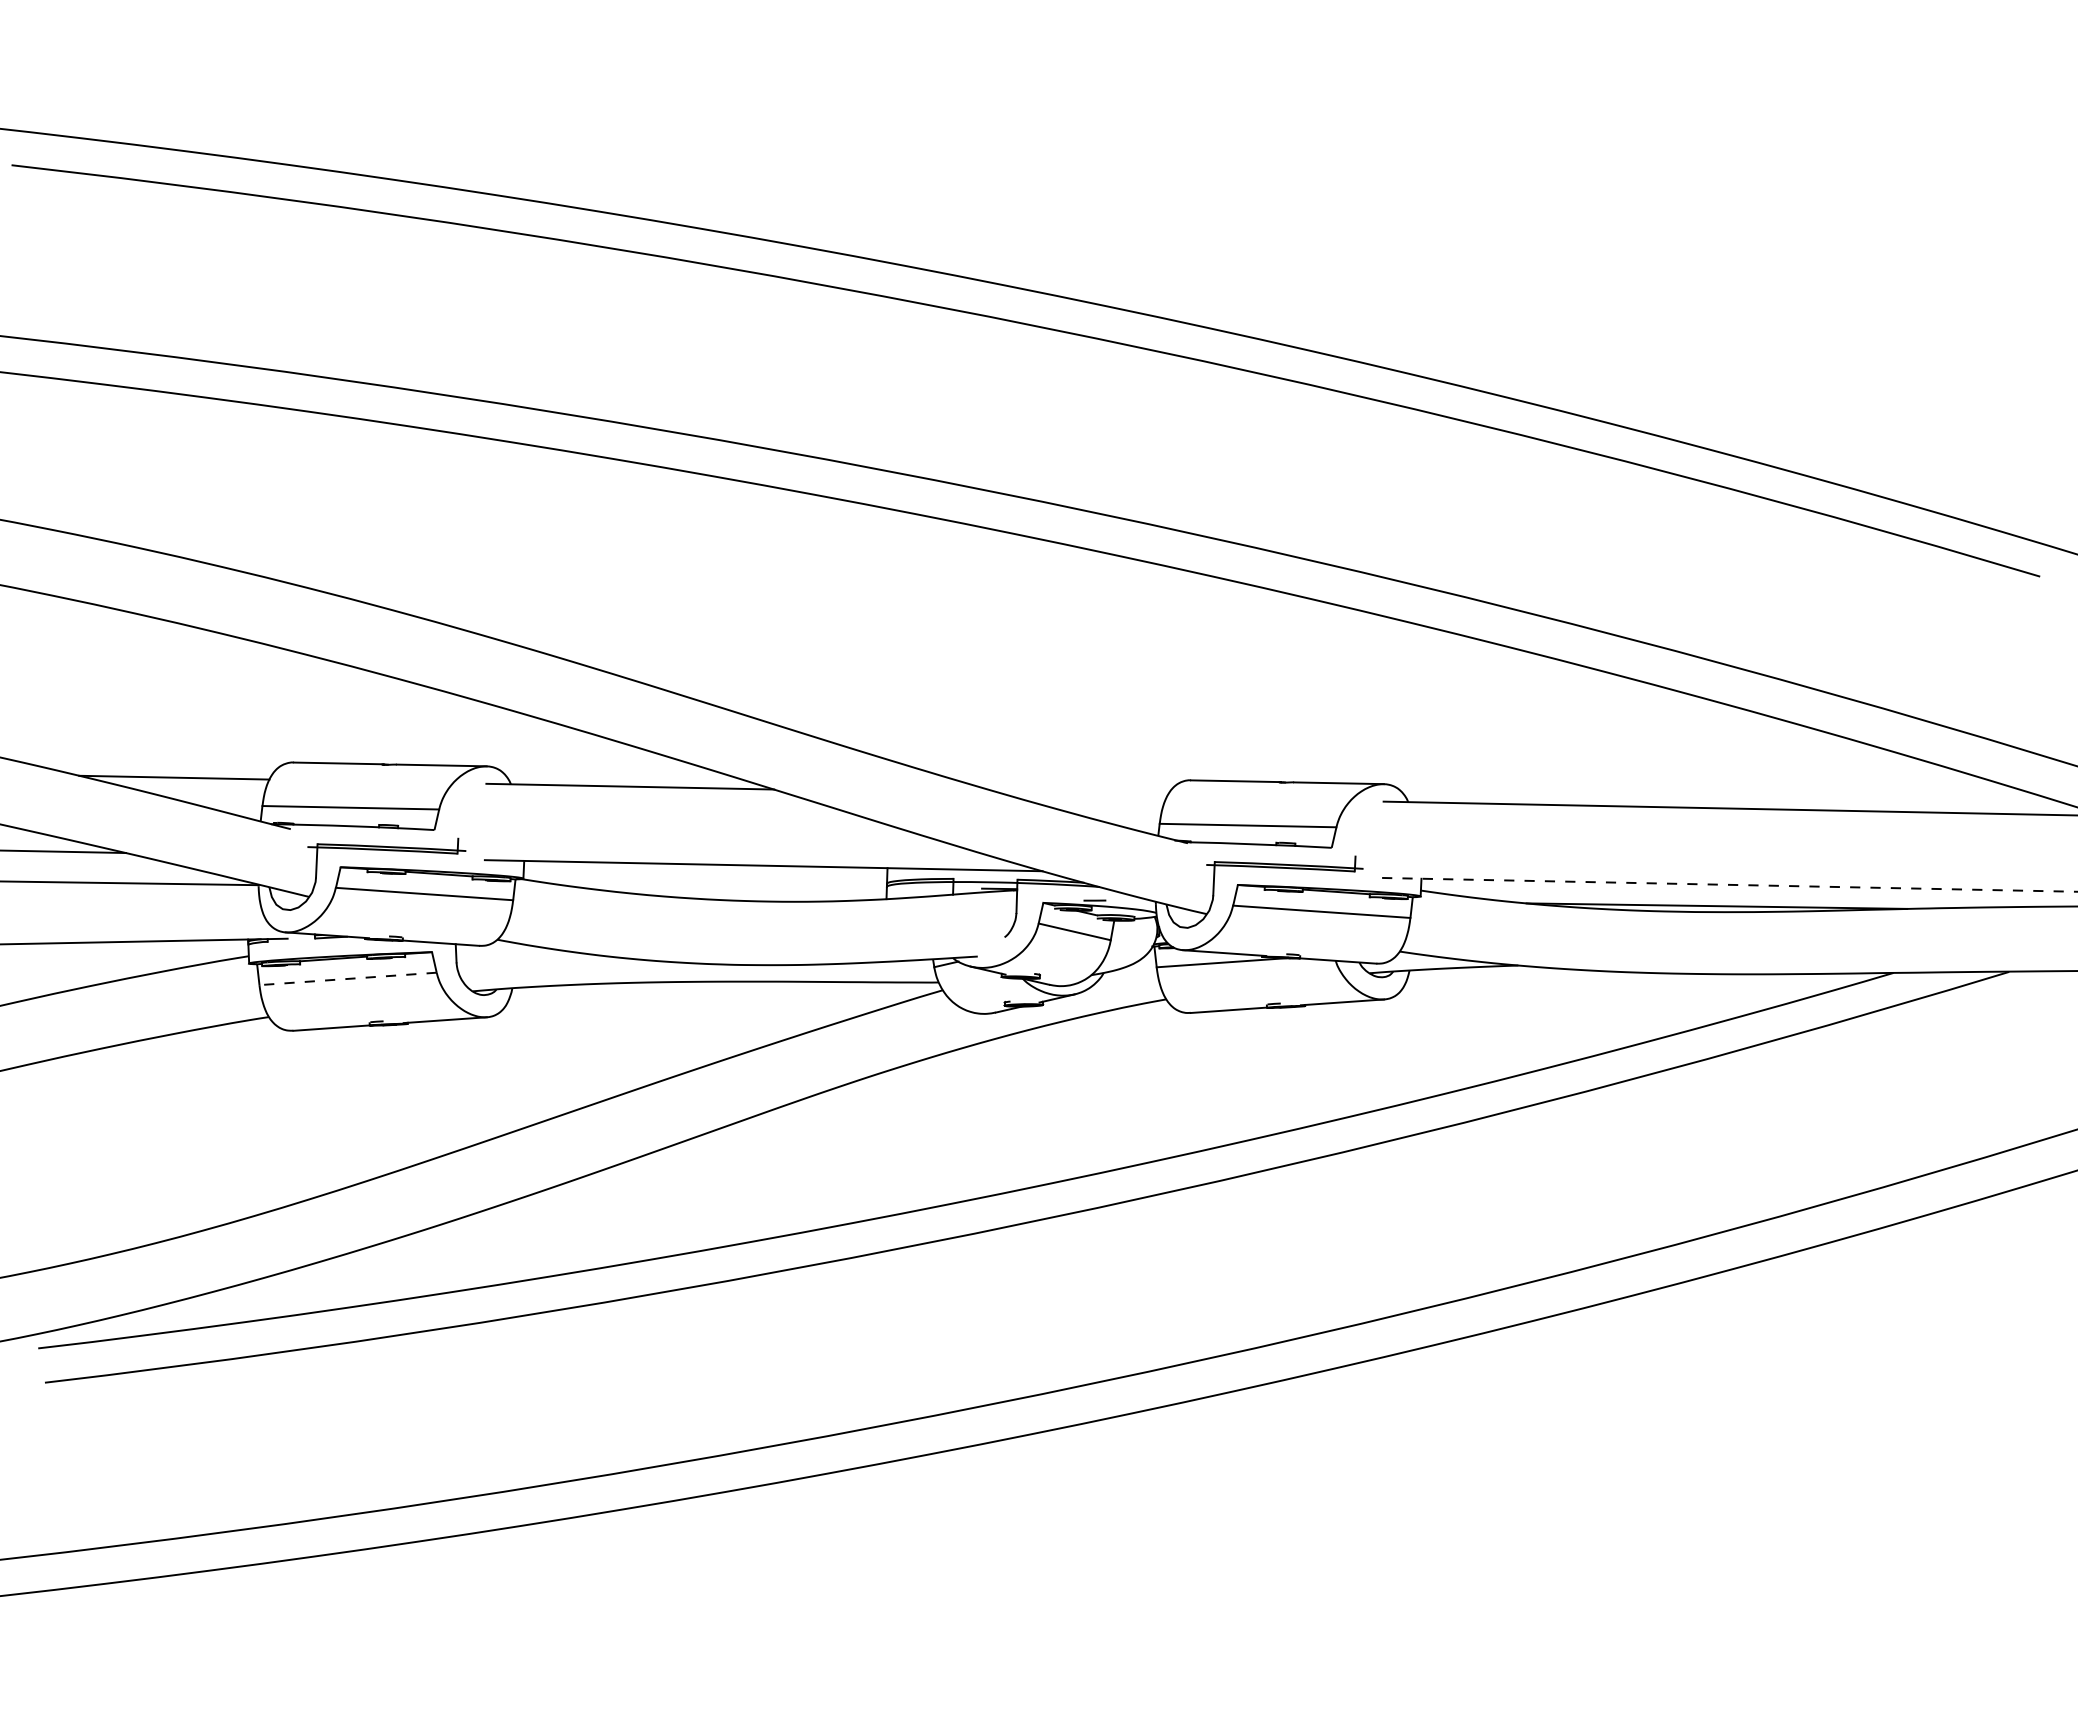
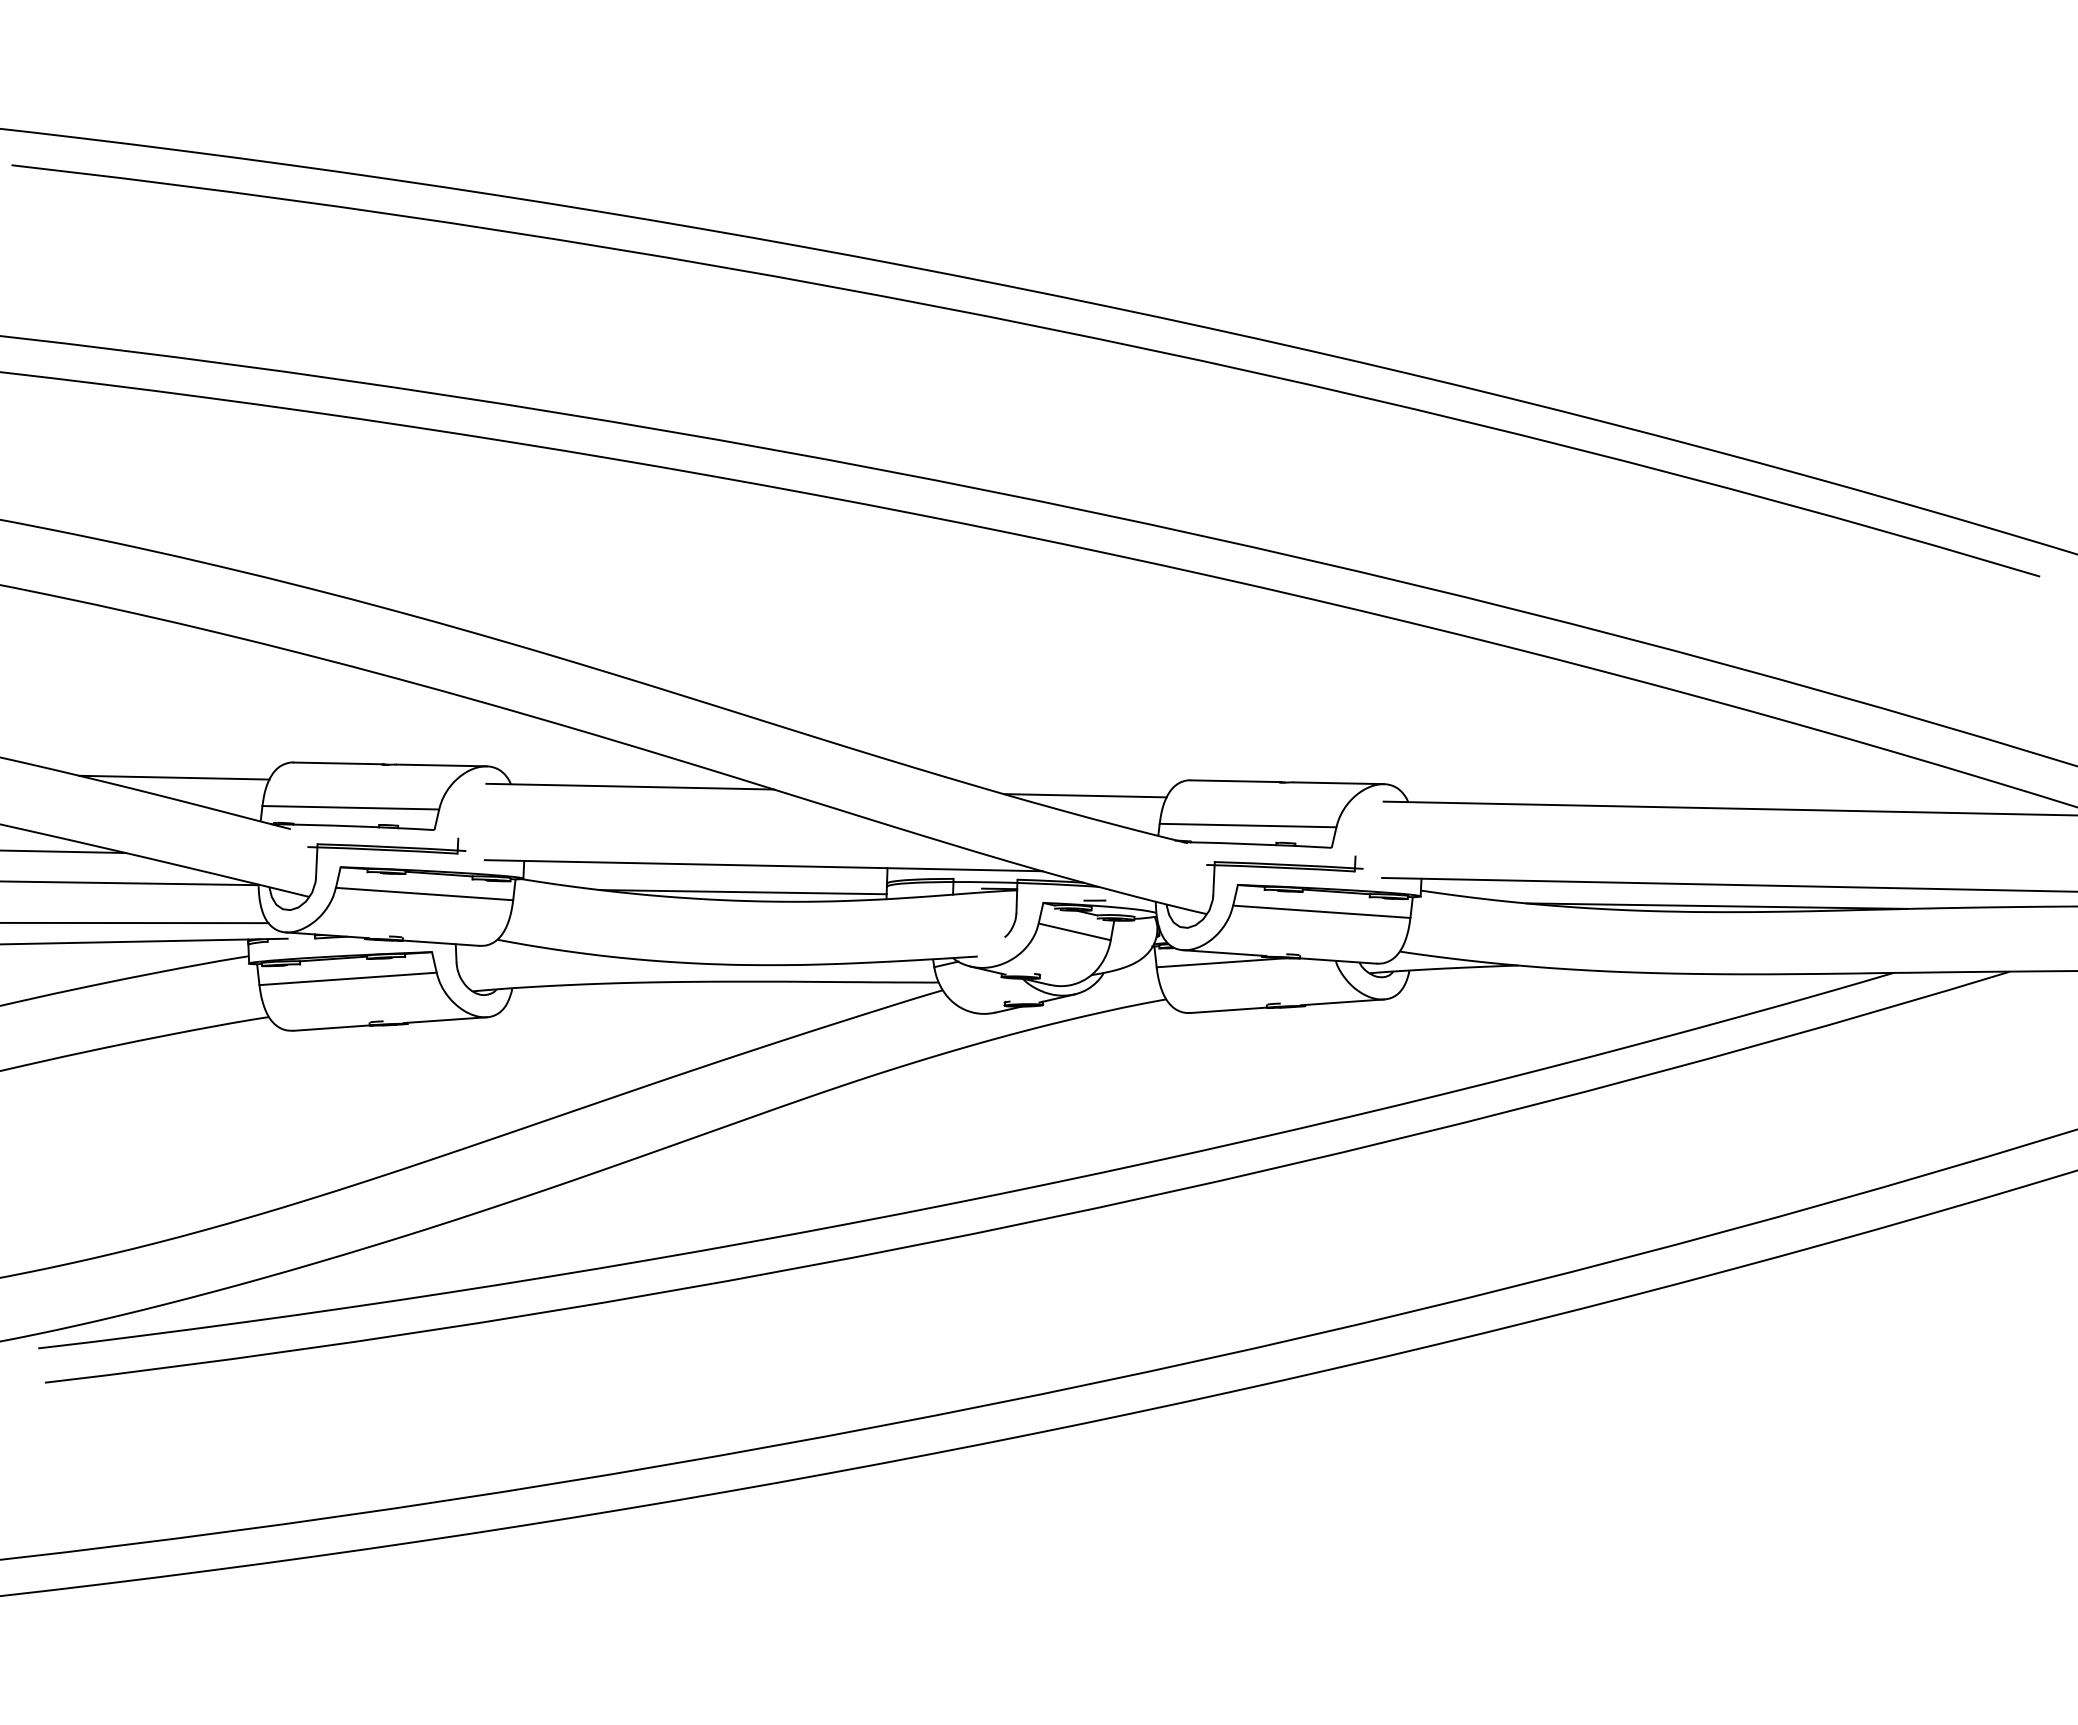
line: none -> present (1085, 795)
line: dashed -> solid (1729, 884)
line: none -> present (743, 892)
line: none -> present (135, 922)
line: dashed -> solid (348, 978)
